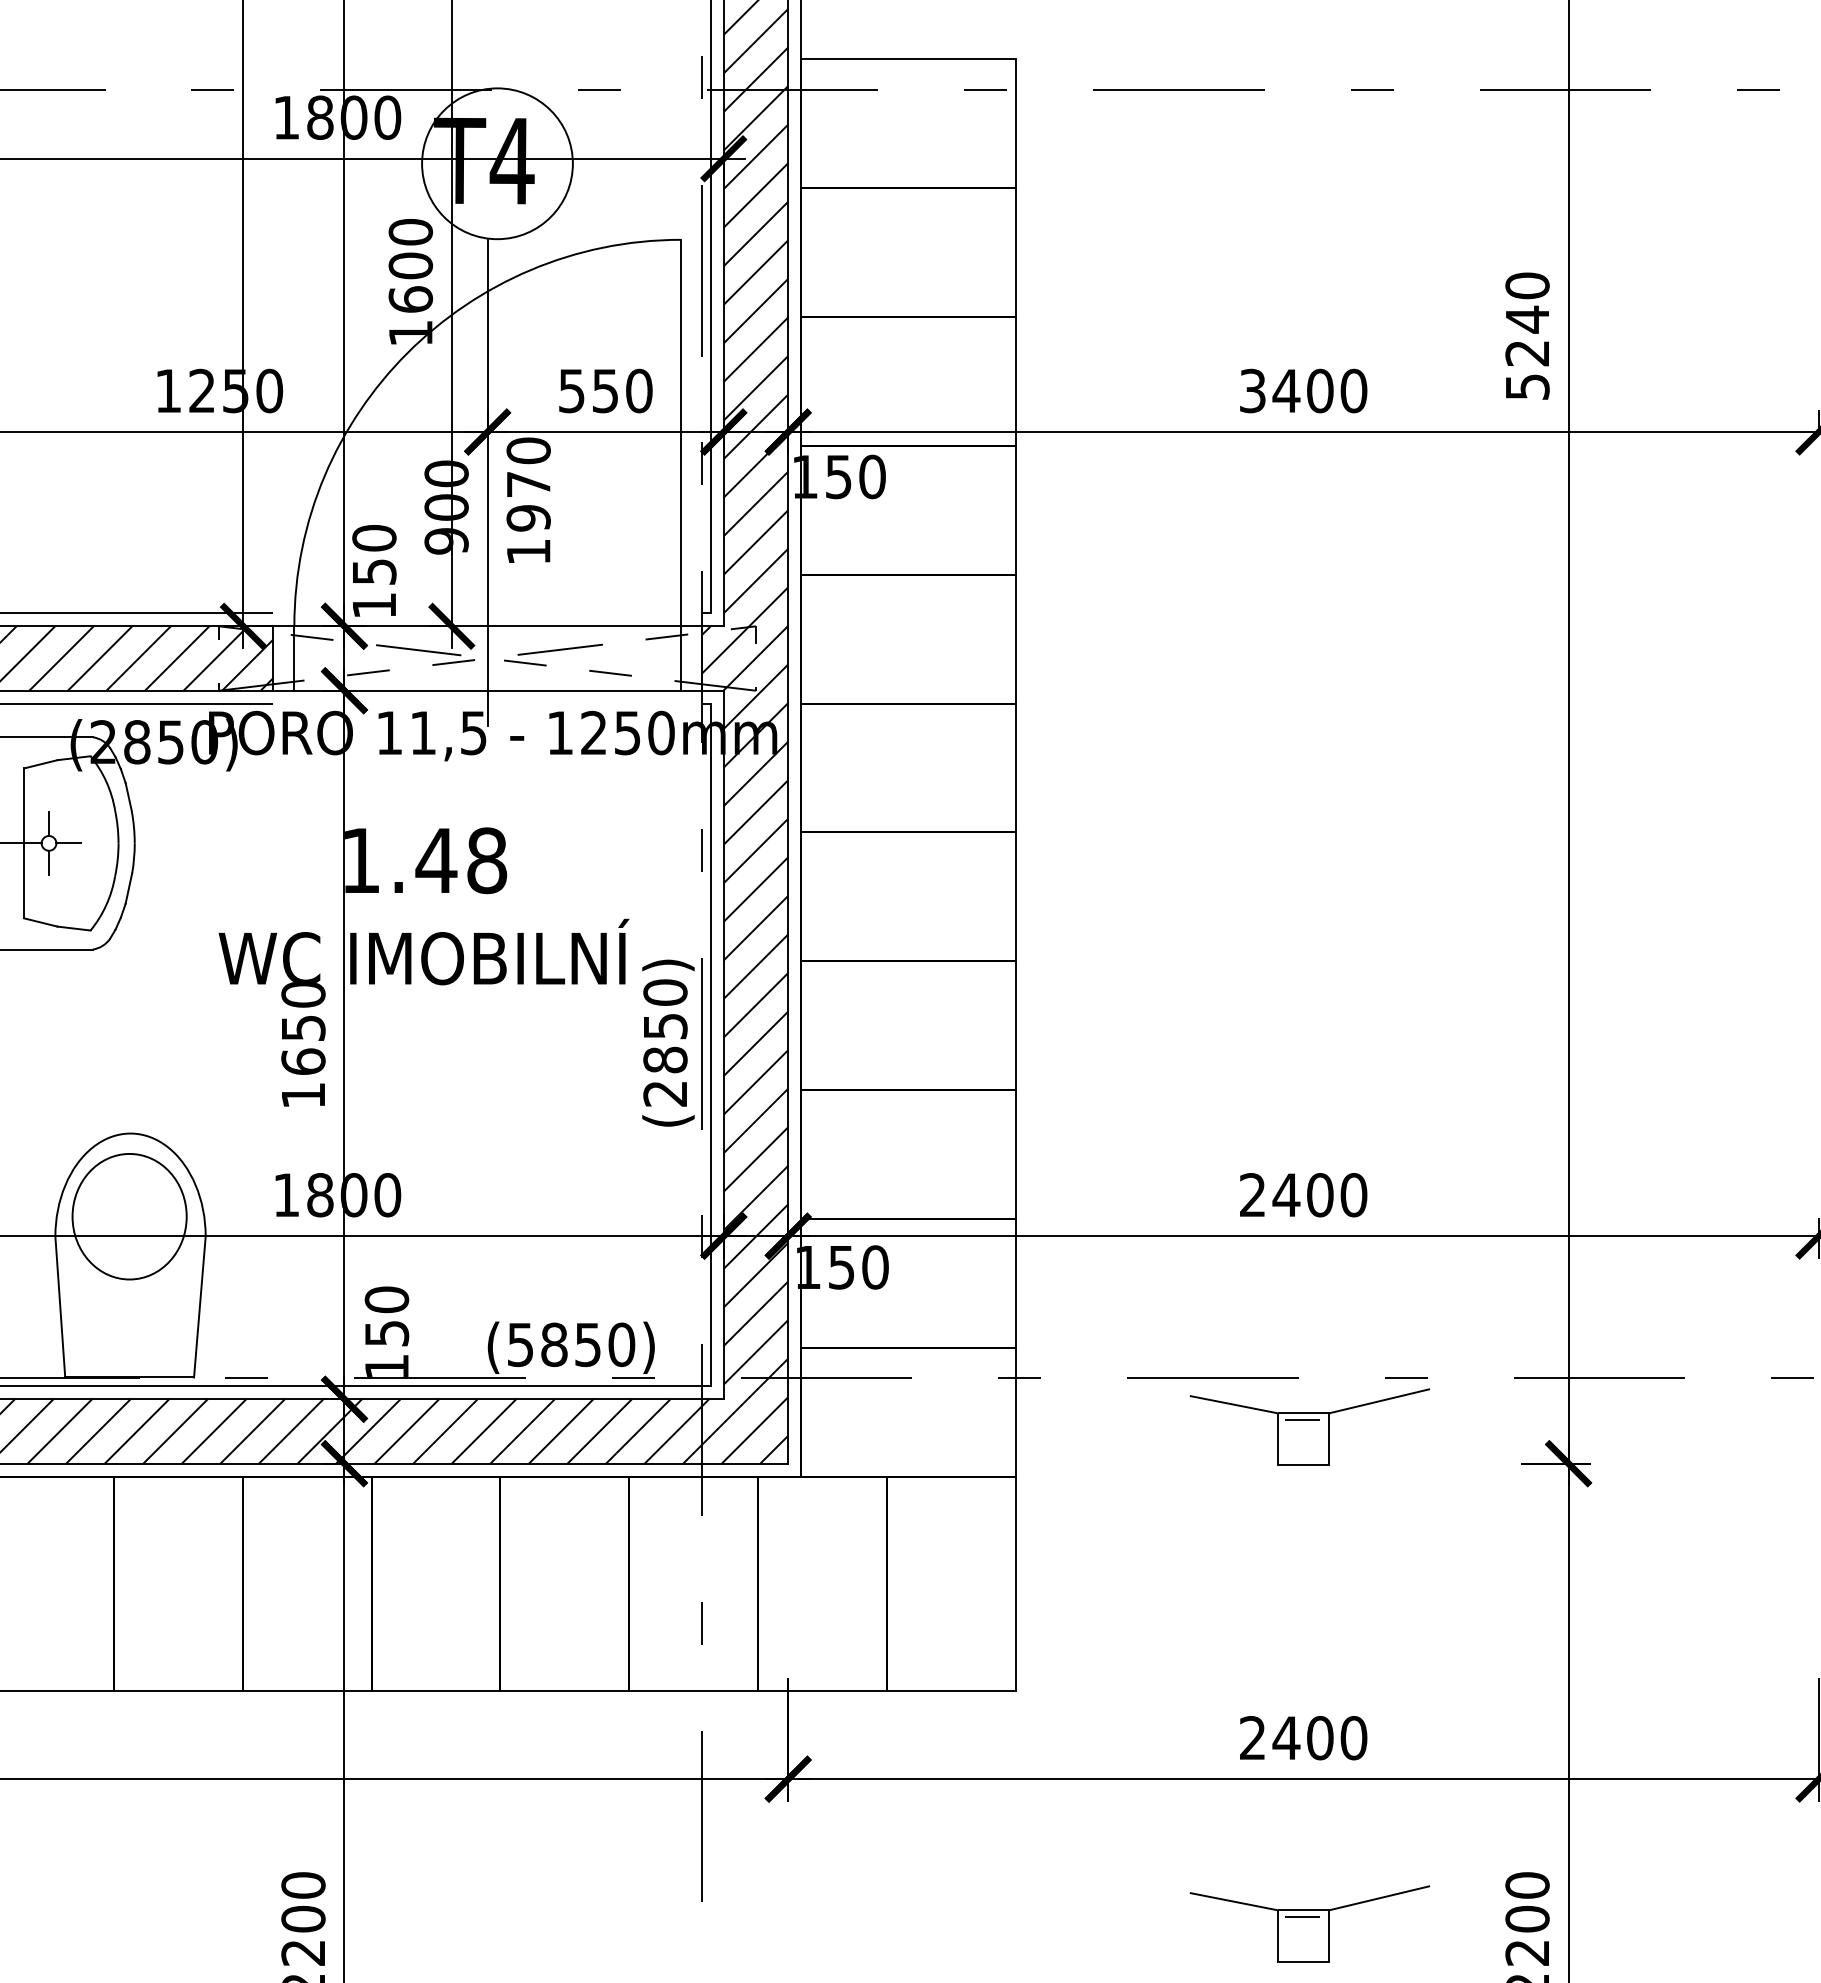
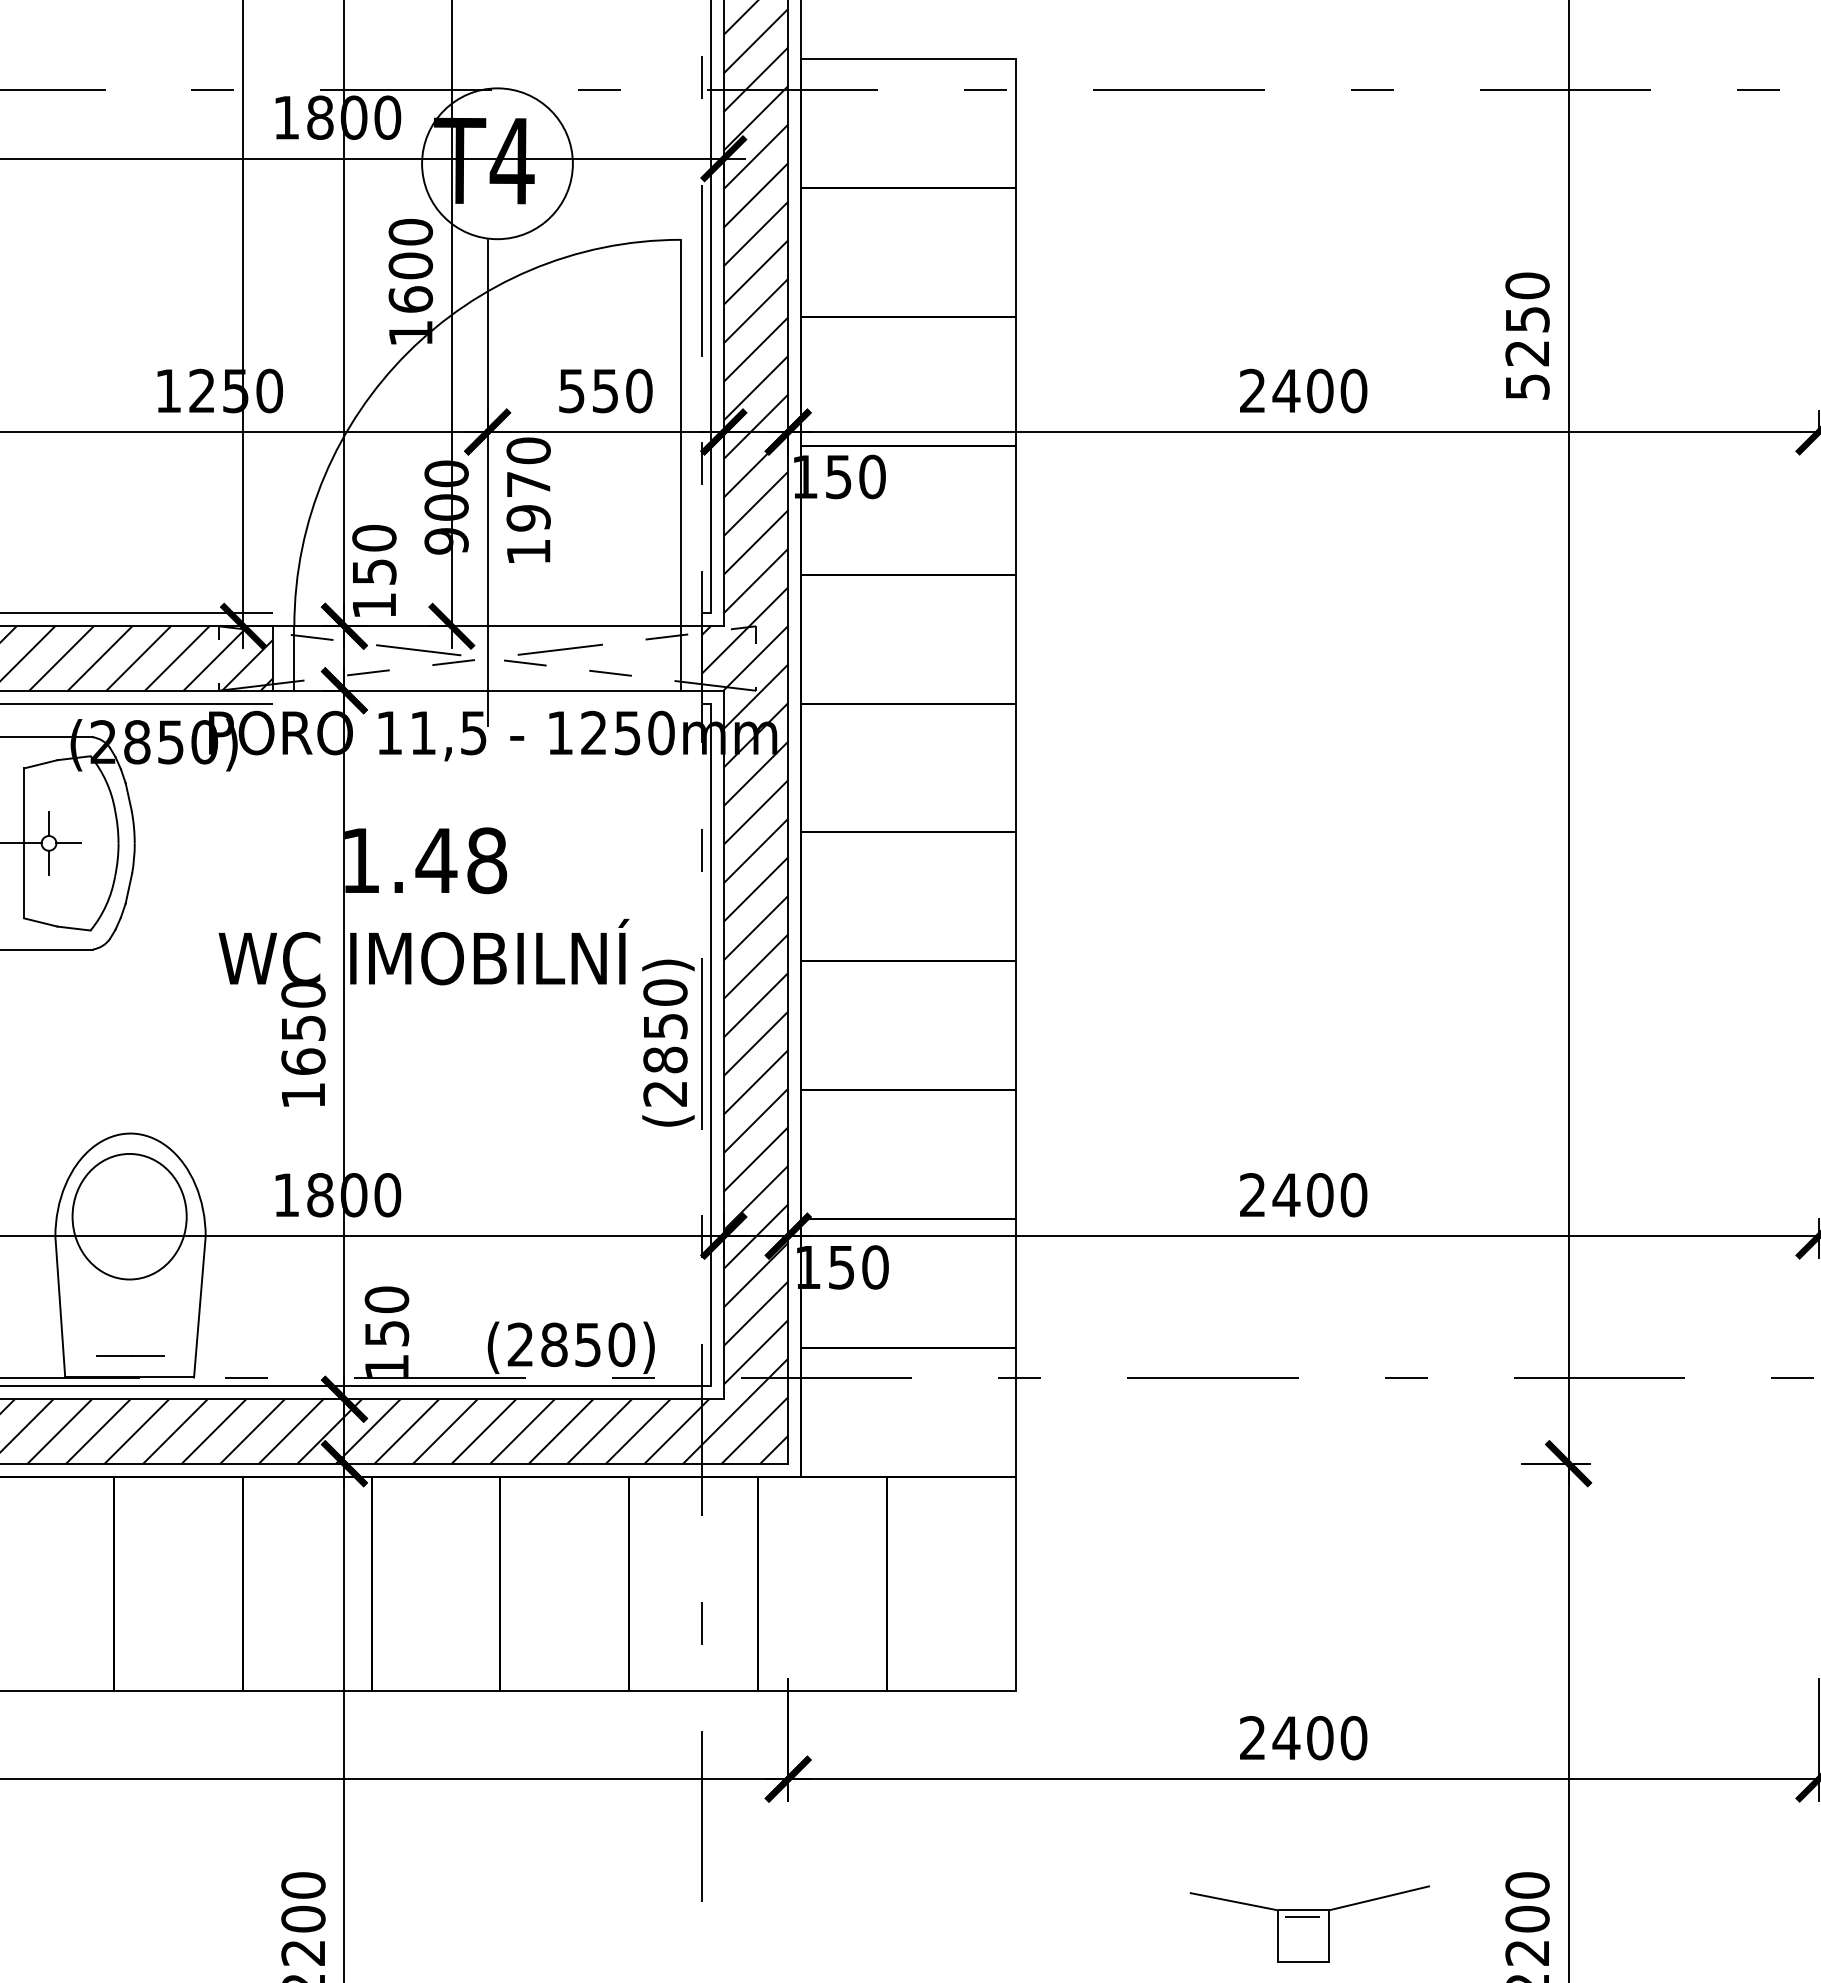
text: 5240 -> 5250 (1527, 319)
text: 3400 -> 2400 (1252, 391)
text: (5850) -> (2850) (519, 1344)
line: none -> present (130, 1355)
part: present -> none (1309, 1426)
